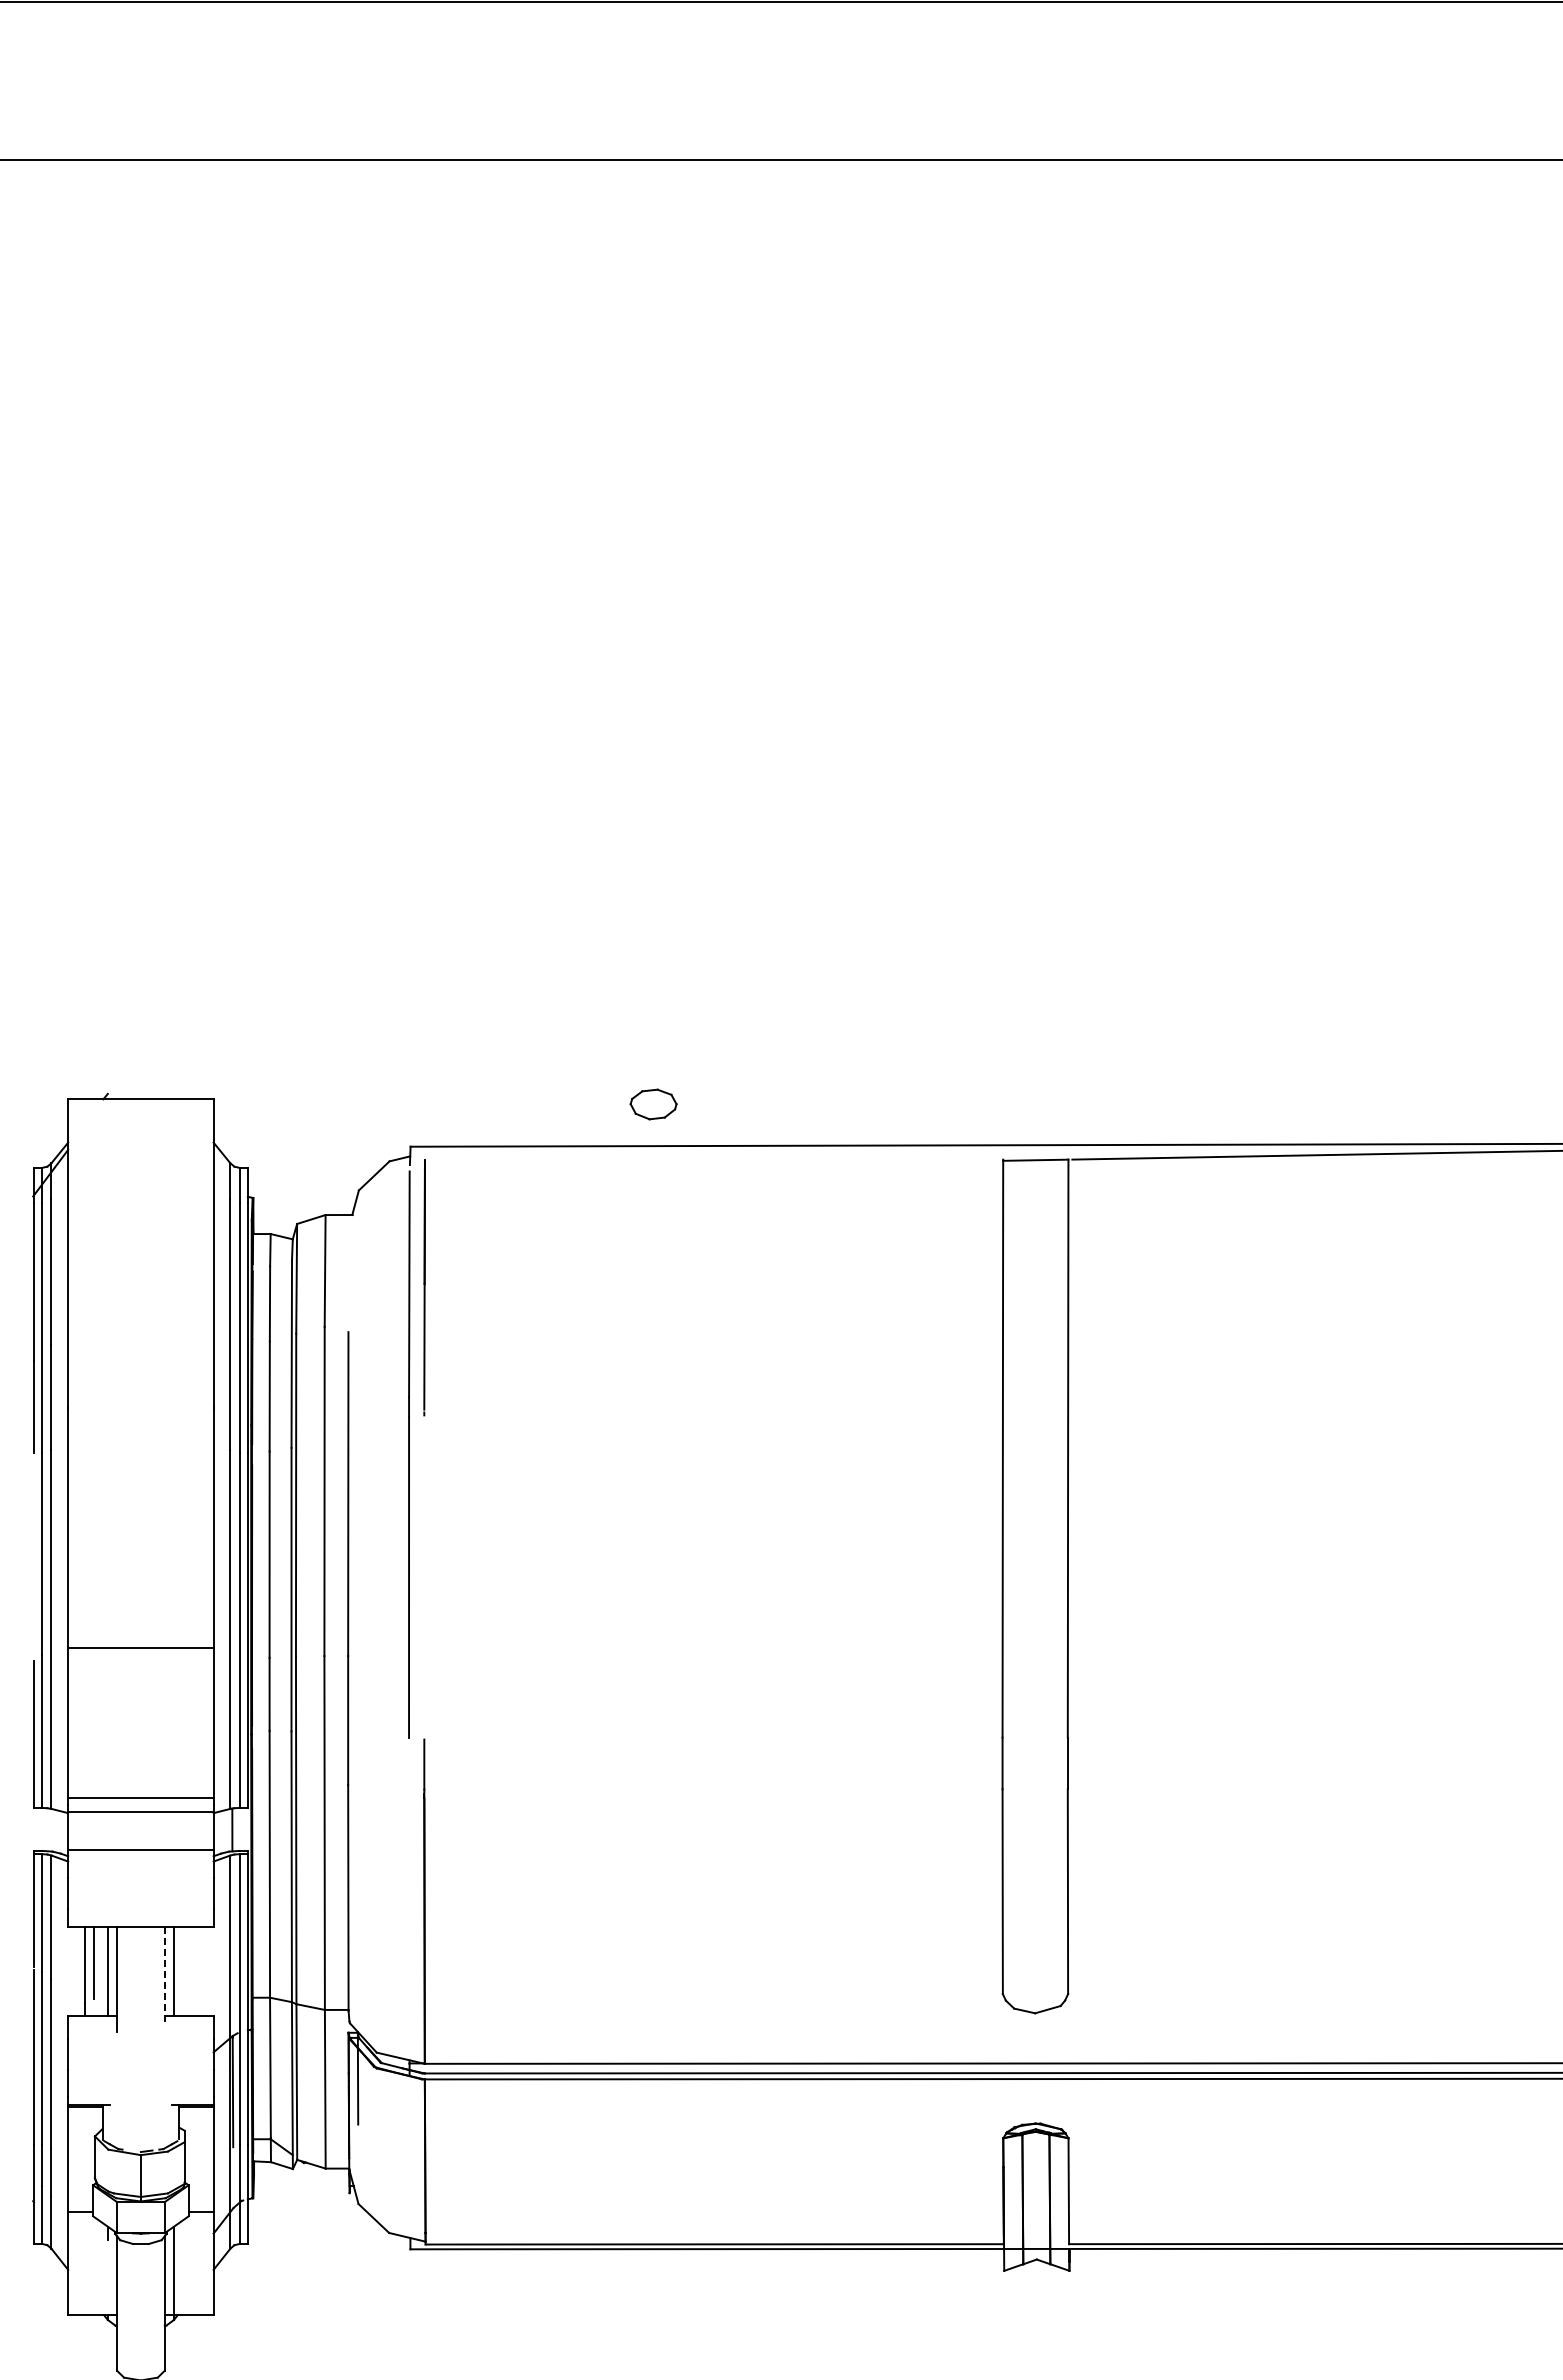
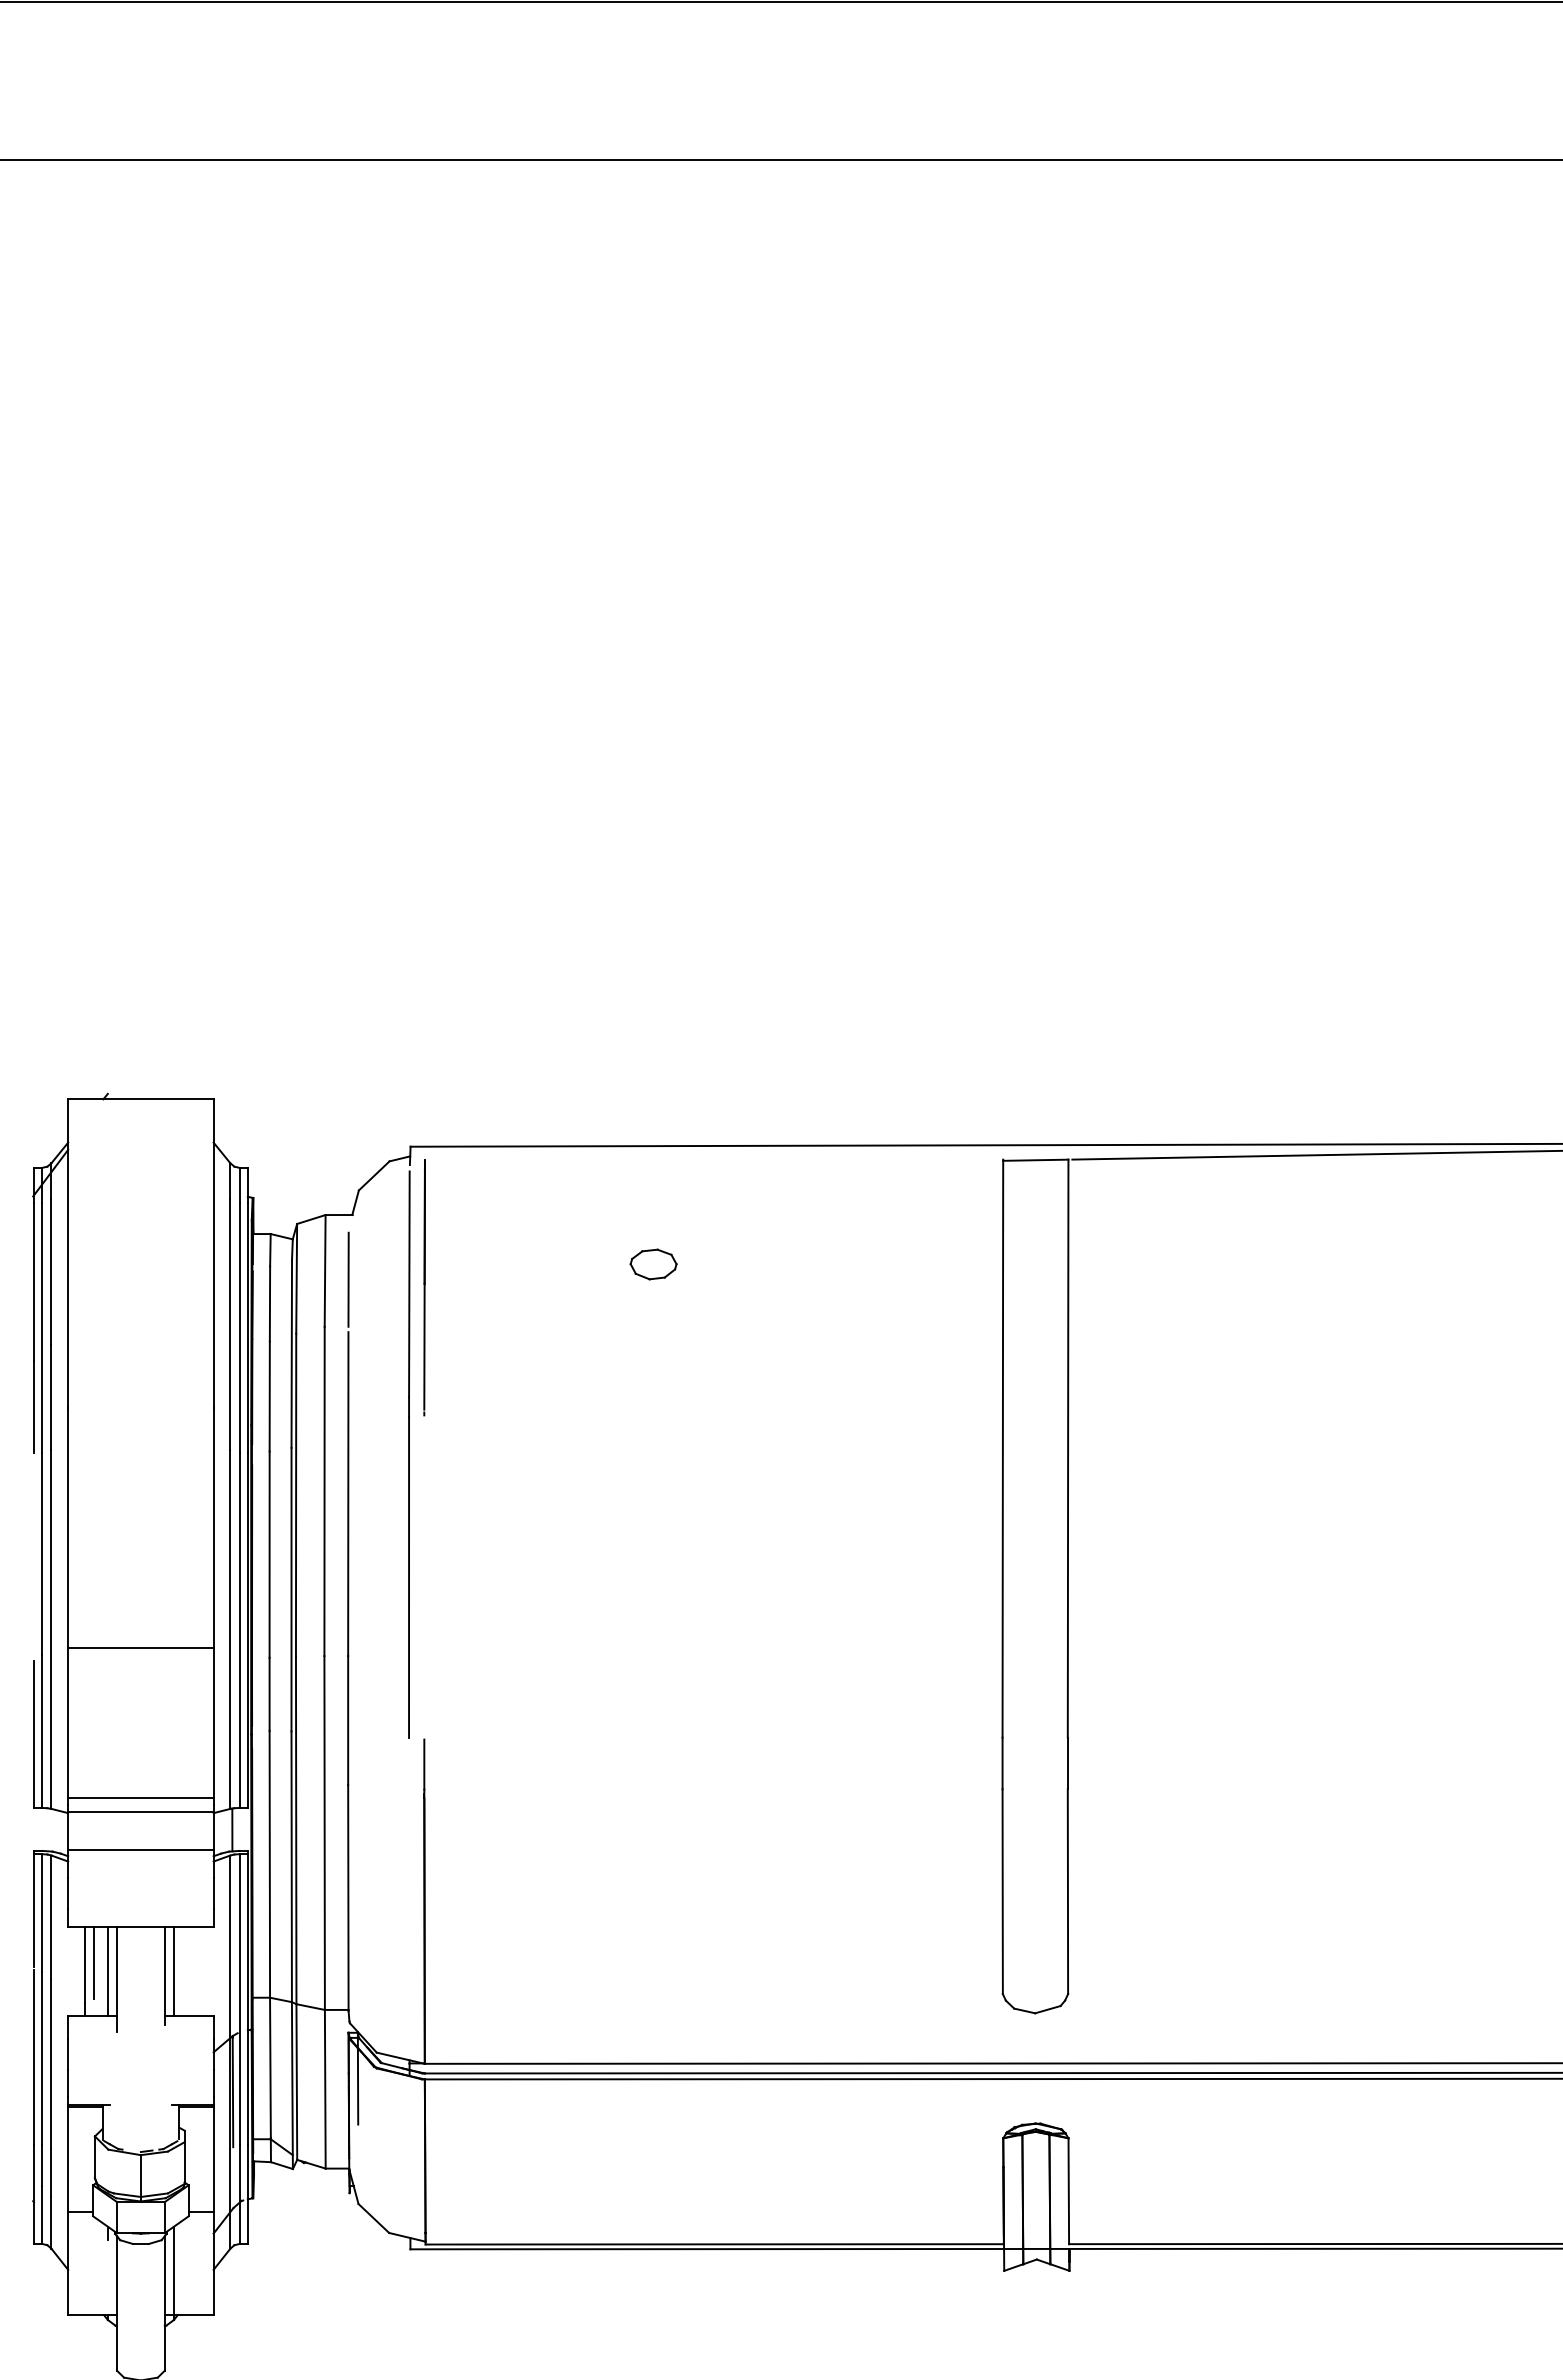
part position: (653, 1104) -> (653, 1264) (653, 1264)
line: none -> present (348, 1279)
line: dashed -> solid (164, 1975)
